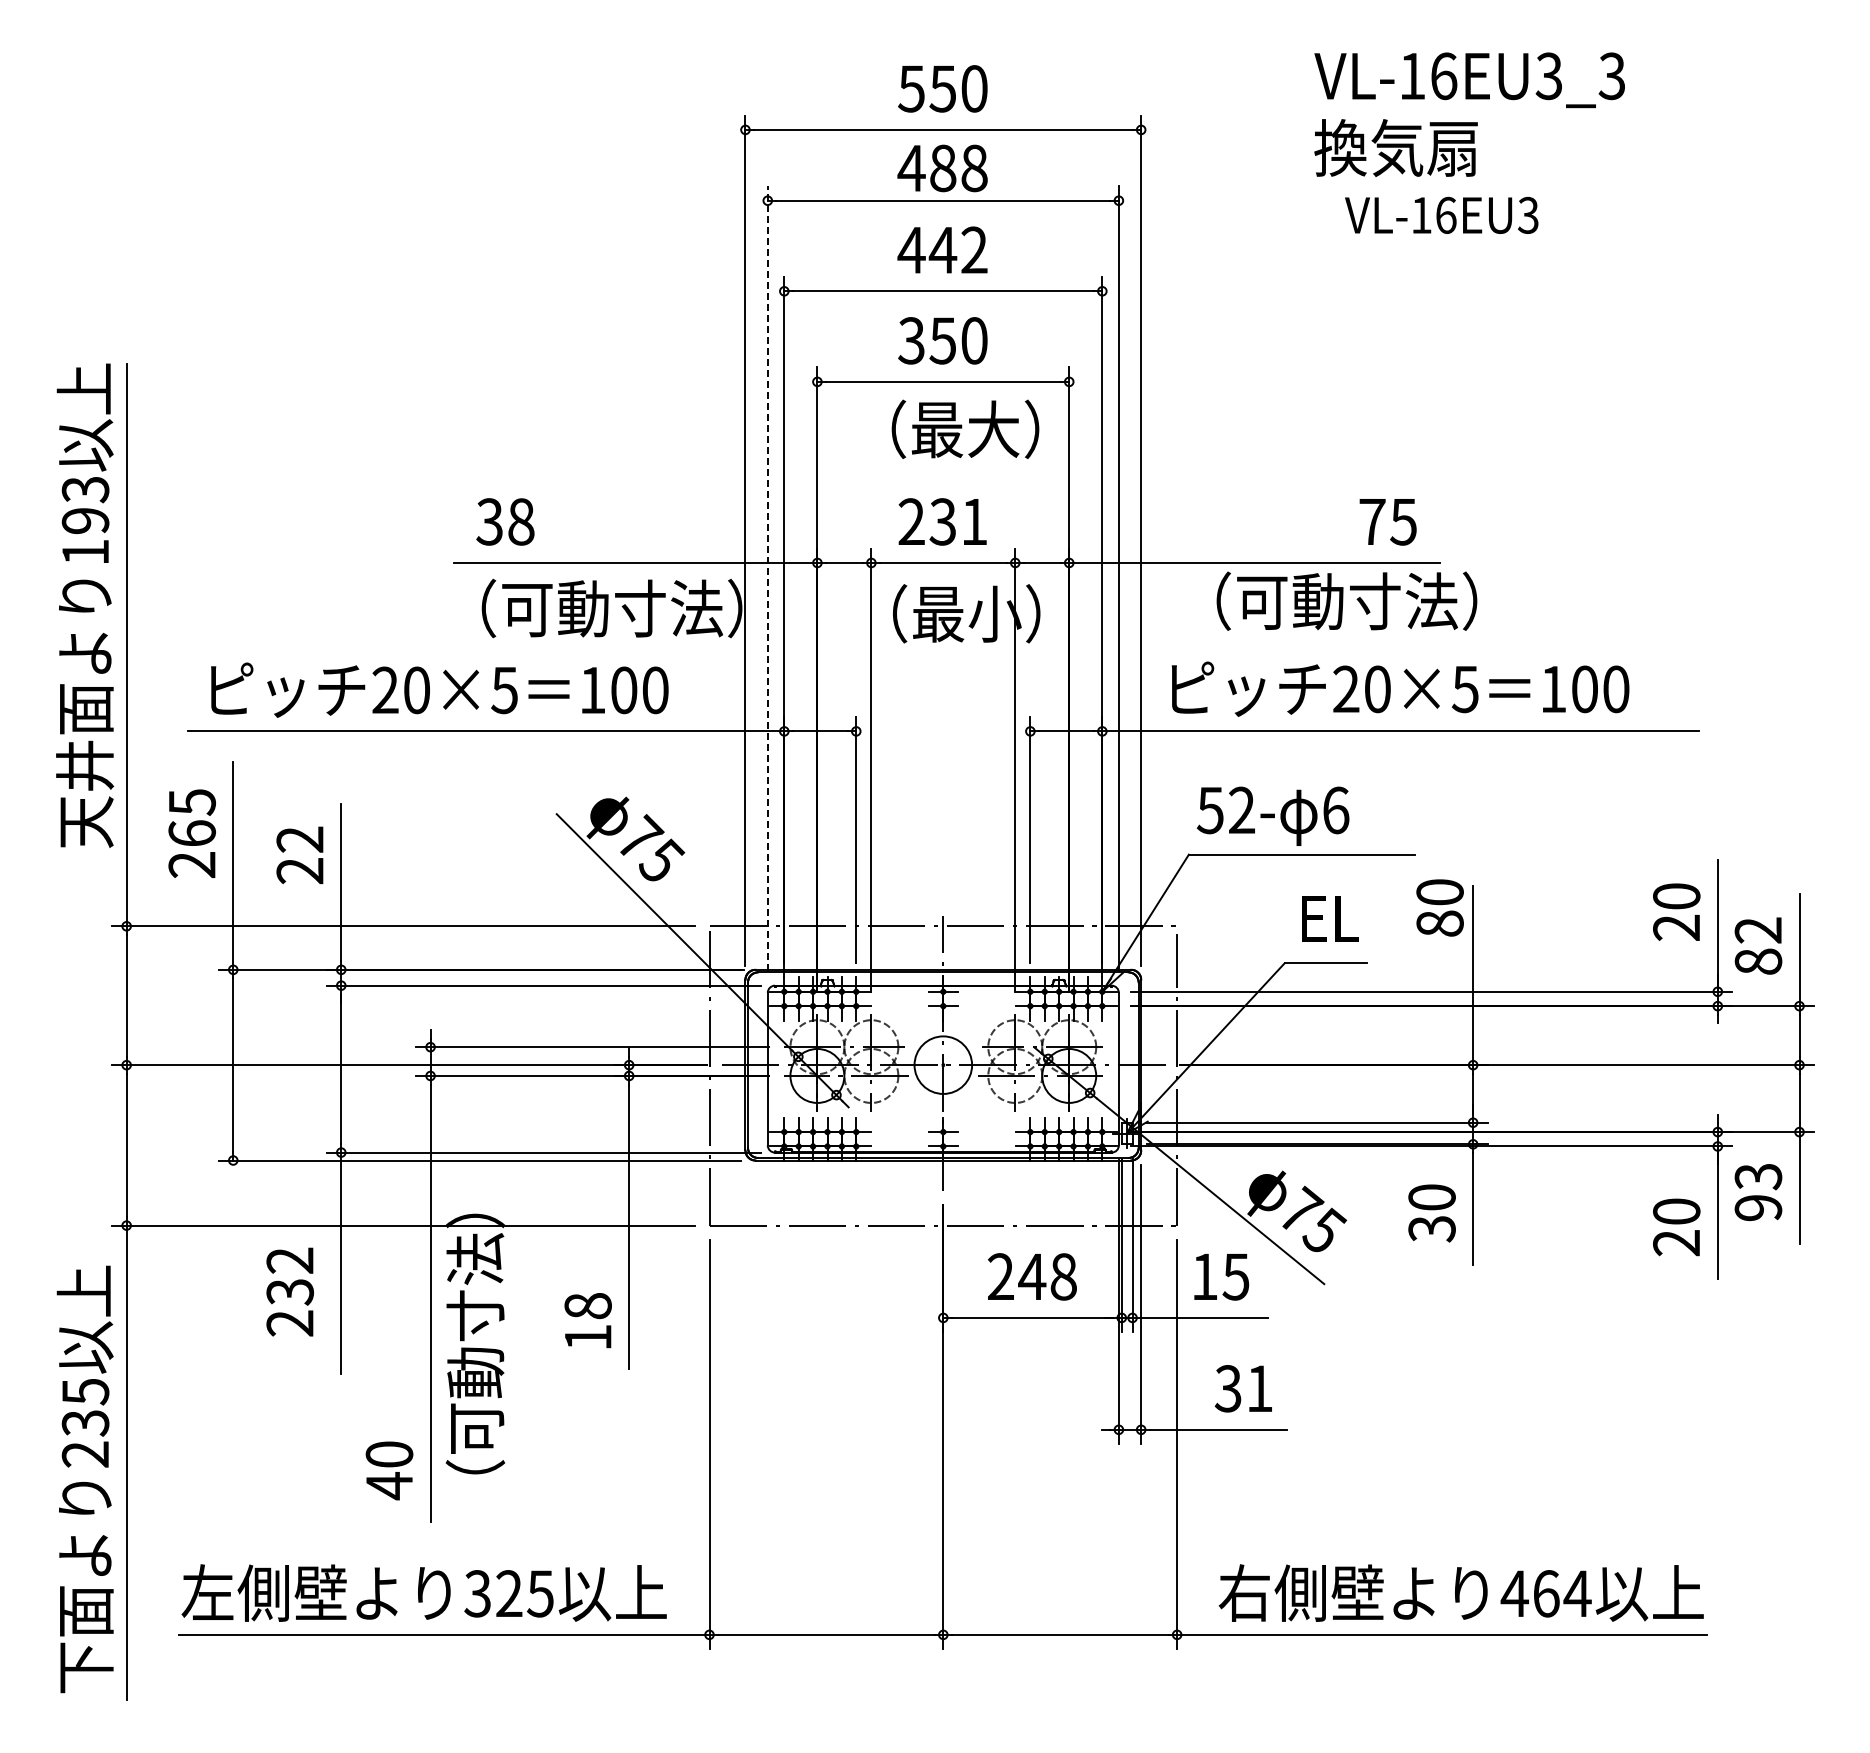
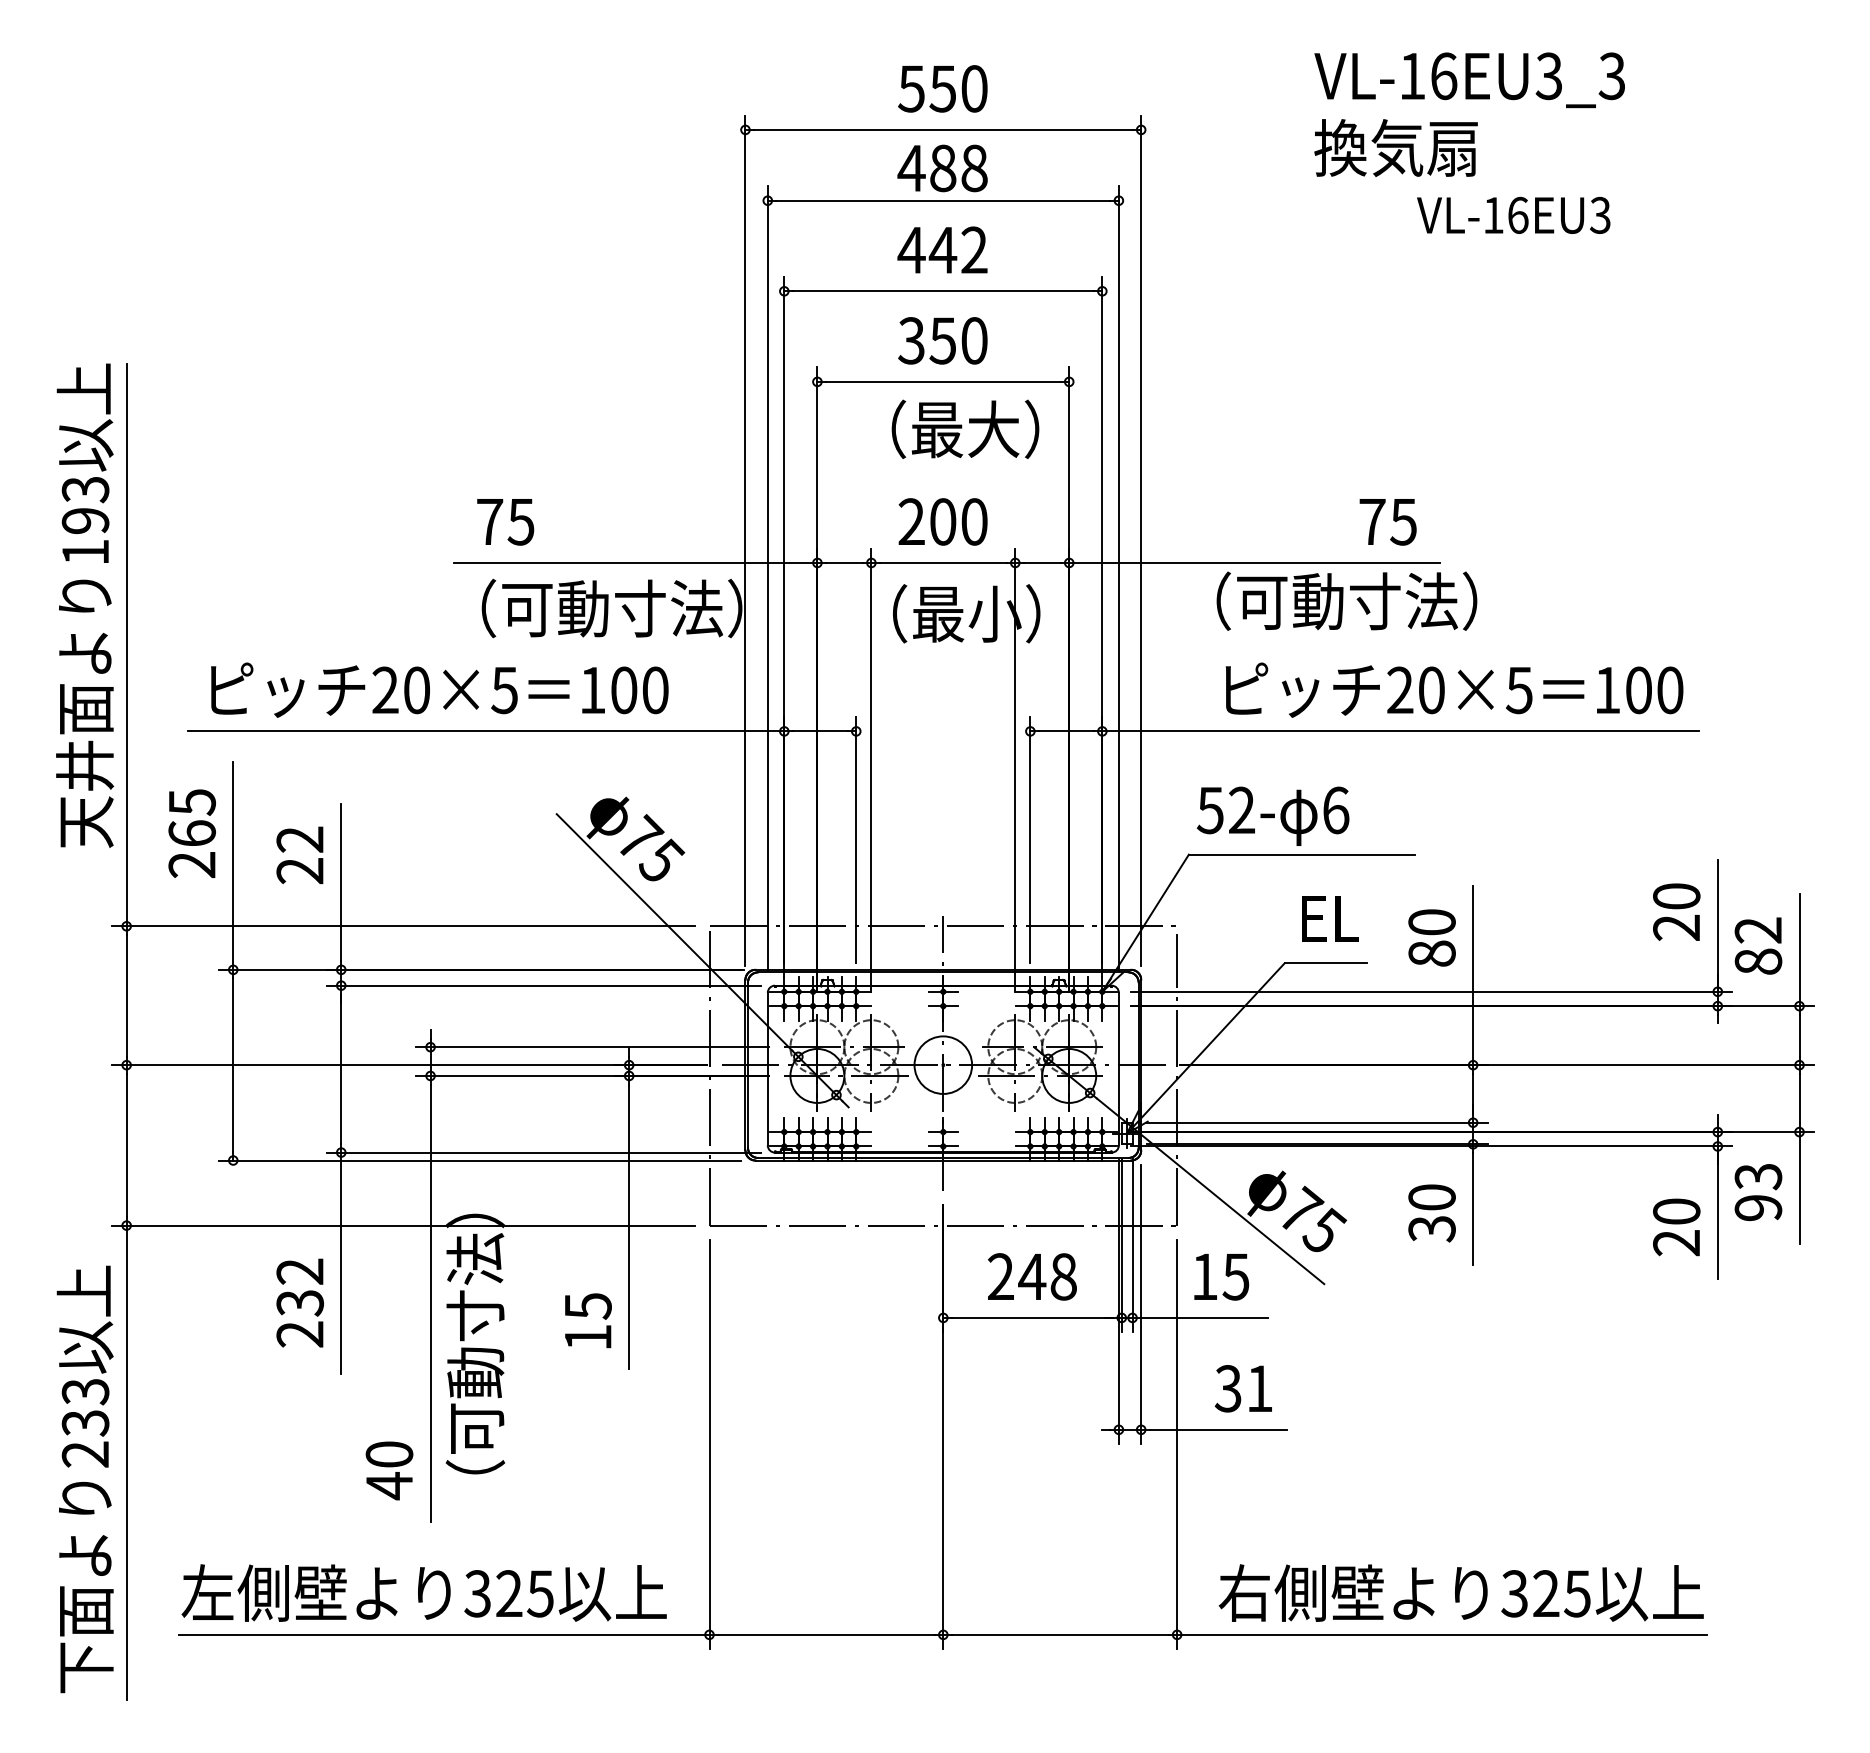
text position: (1441, 214) -> (1513, 214) (1513, 214)
text: 38 -> 75 (505, 521)
text: 231 -> 200 (958, 521)
line: dashed -> solid (767, 577)
text position: (1400, 688) -> (1454, 689) (1454, 689)
text position: (1439, 907) -> (1431, 937) (1431, 937)
text position: (289, 1291) -> (299, 1302) (299, 1302)
text: 18 -> 15 (587, 1306)
text: 235 -> 233 (84, 1392)
text: 464 -> 325 (1545, 1593)
